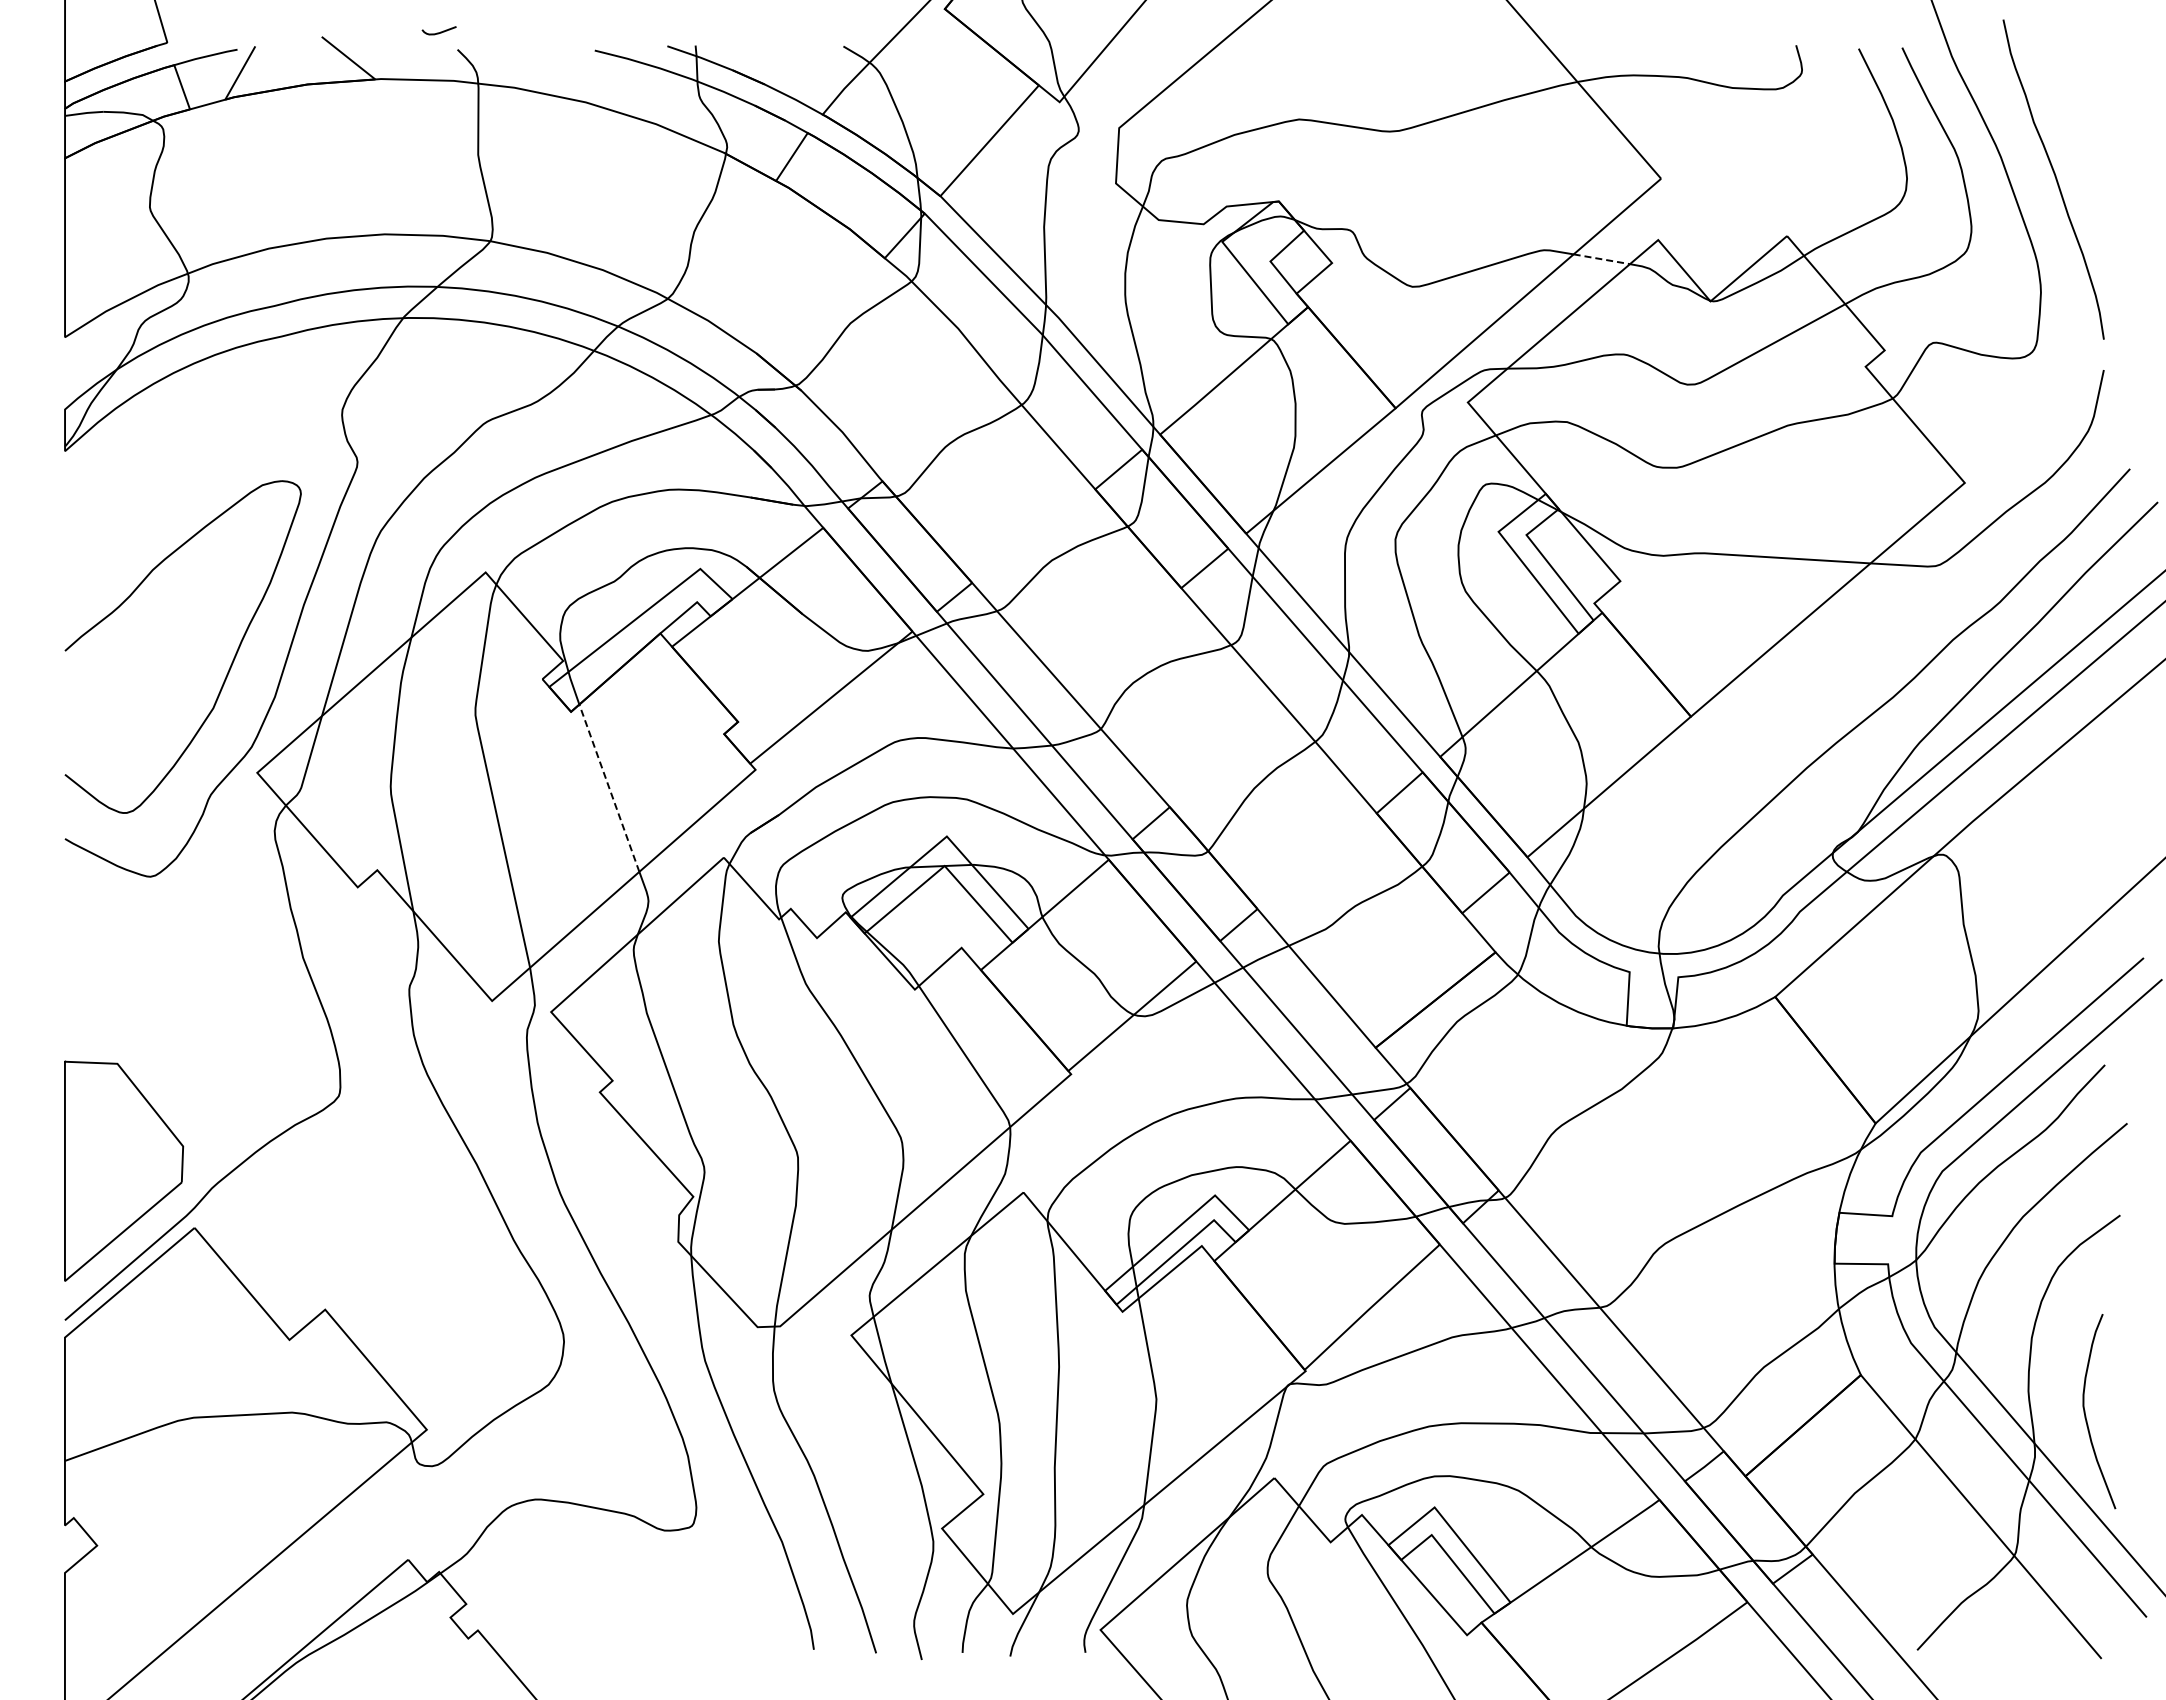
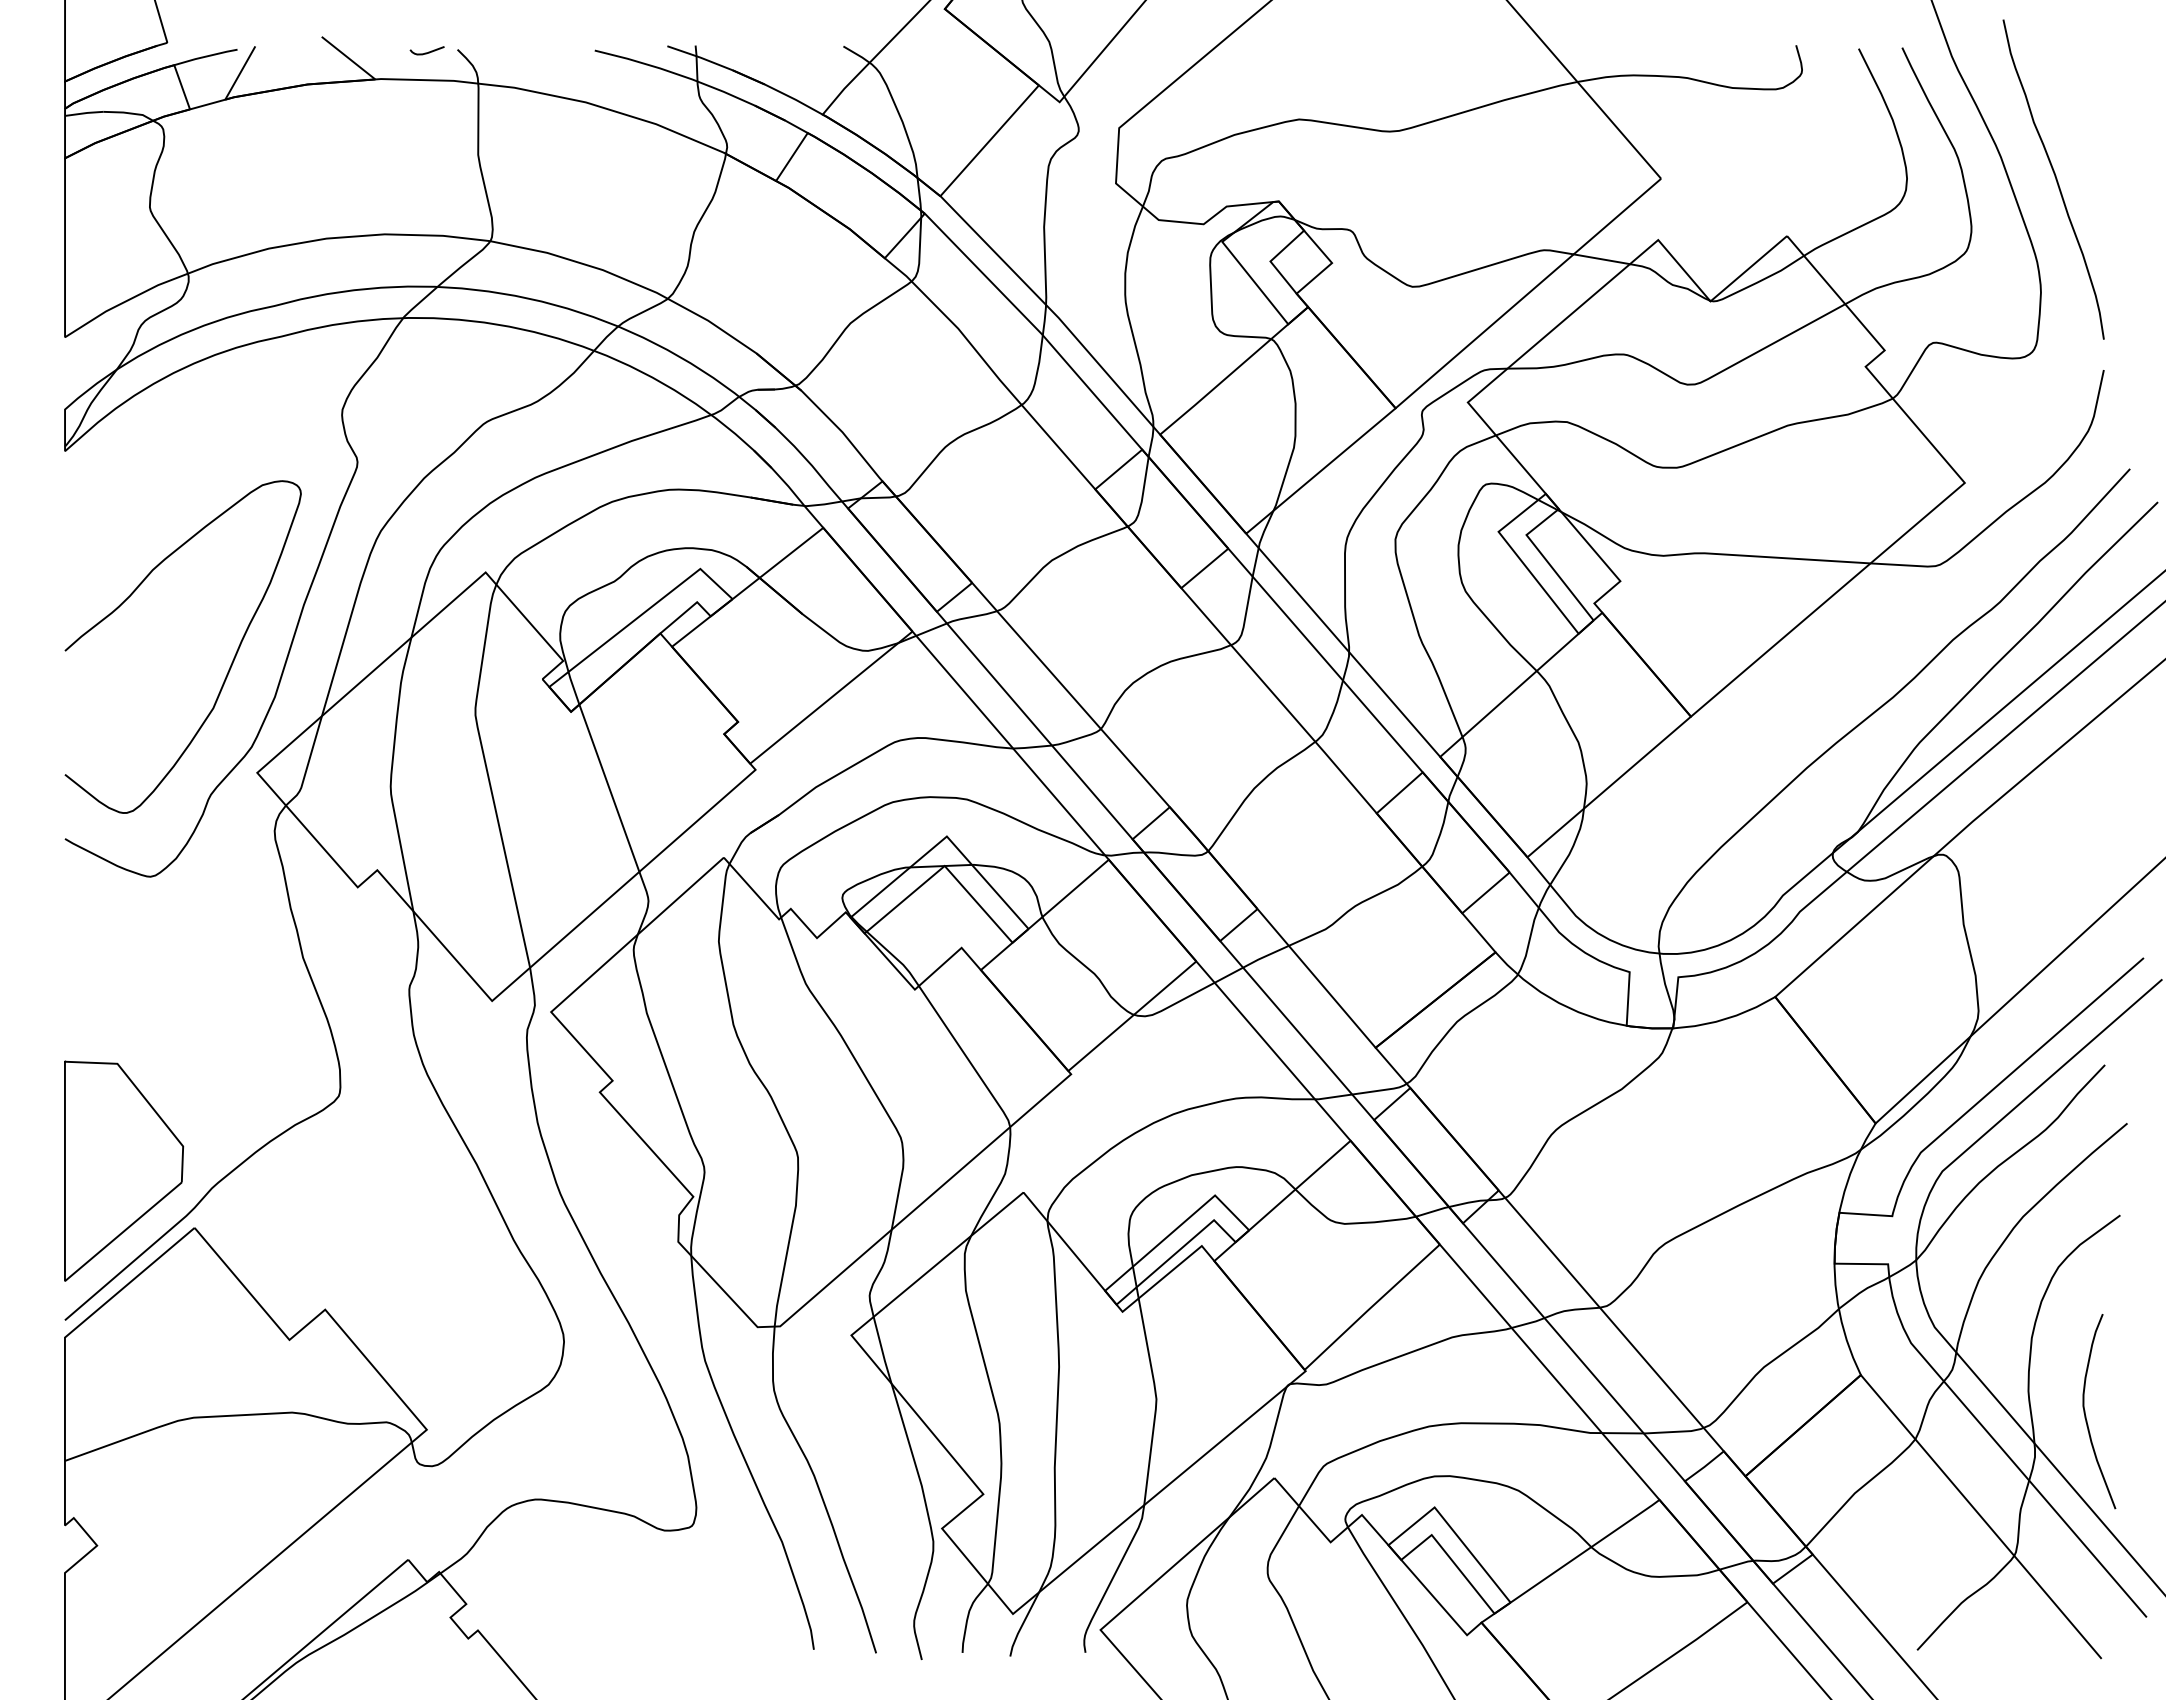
curve position: (438, 32) -> (426, 52) (426, 52)
line: dashed -> solid (1601, 259)
line: dashed -> solid (609, 788)
